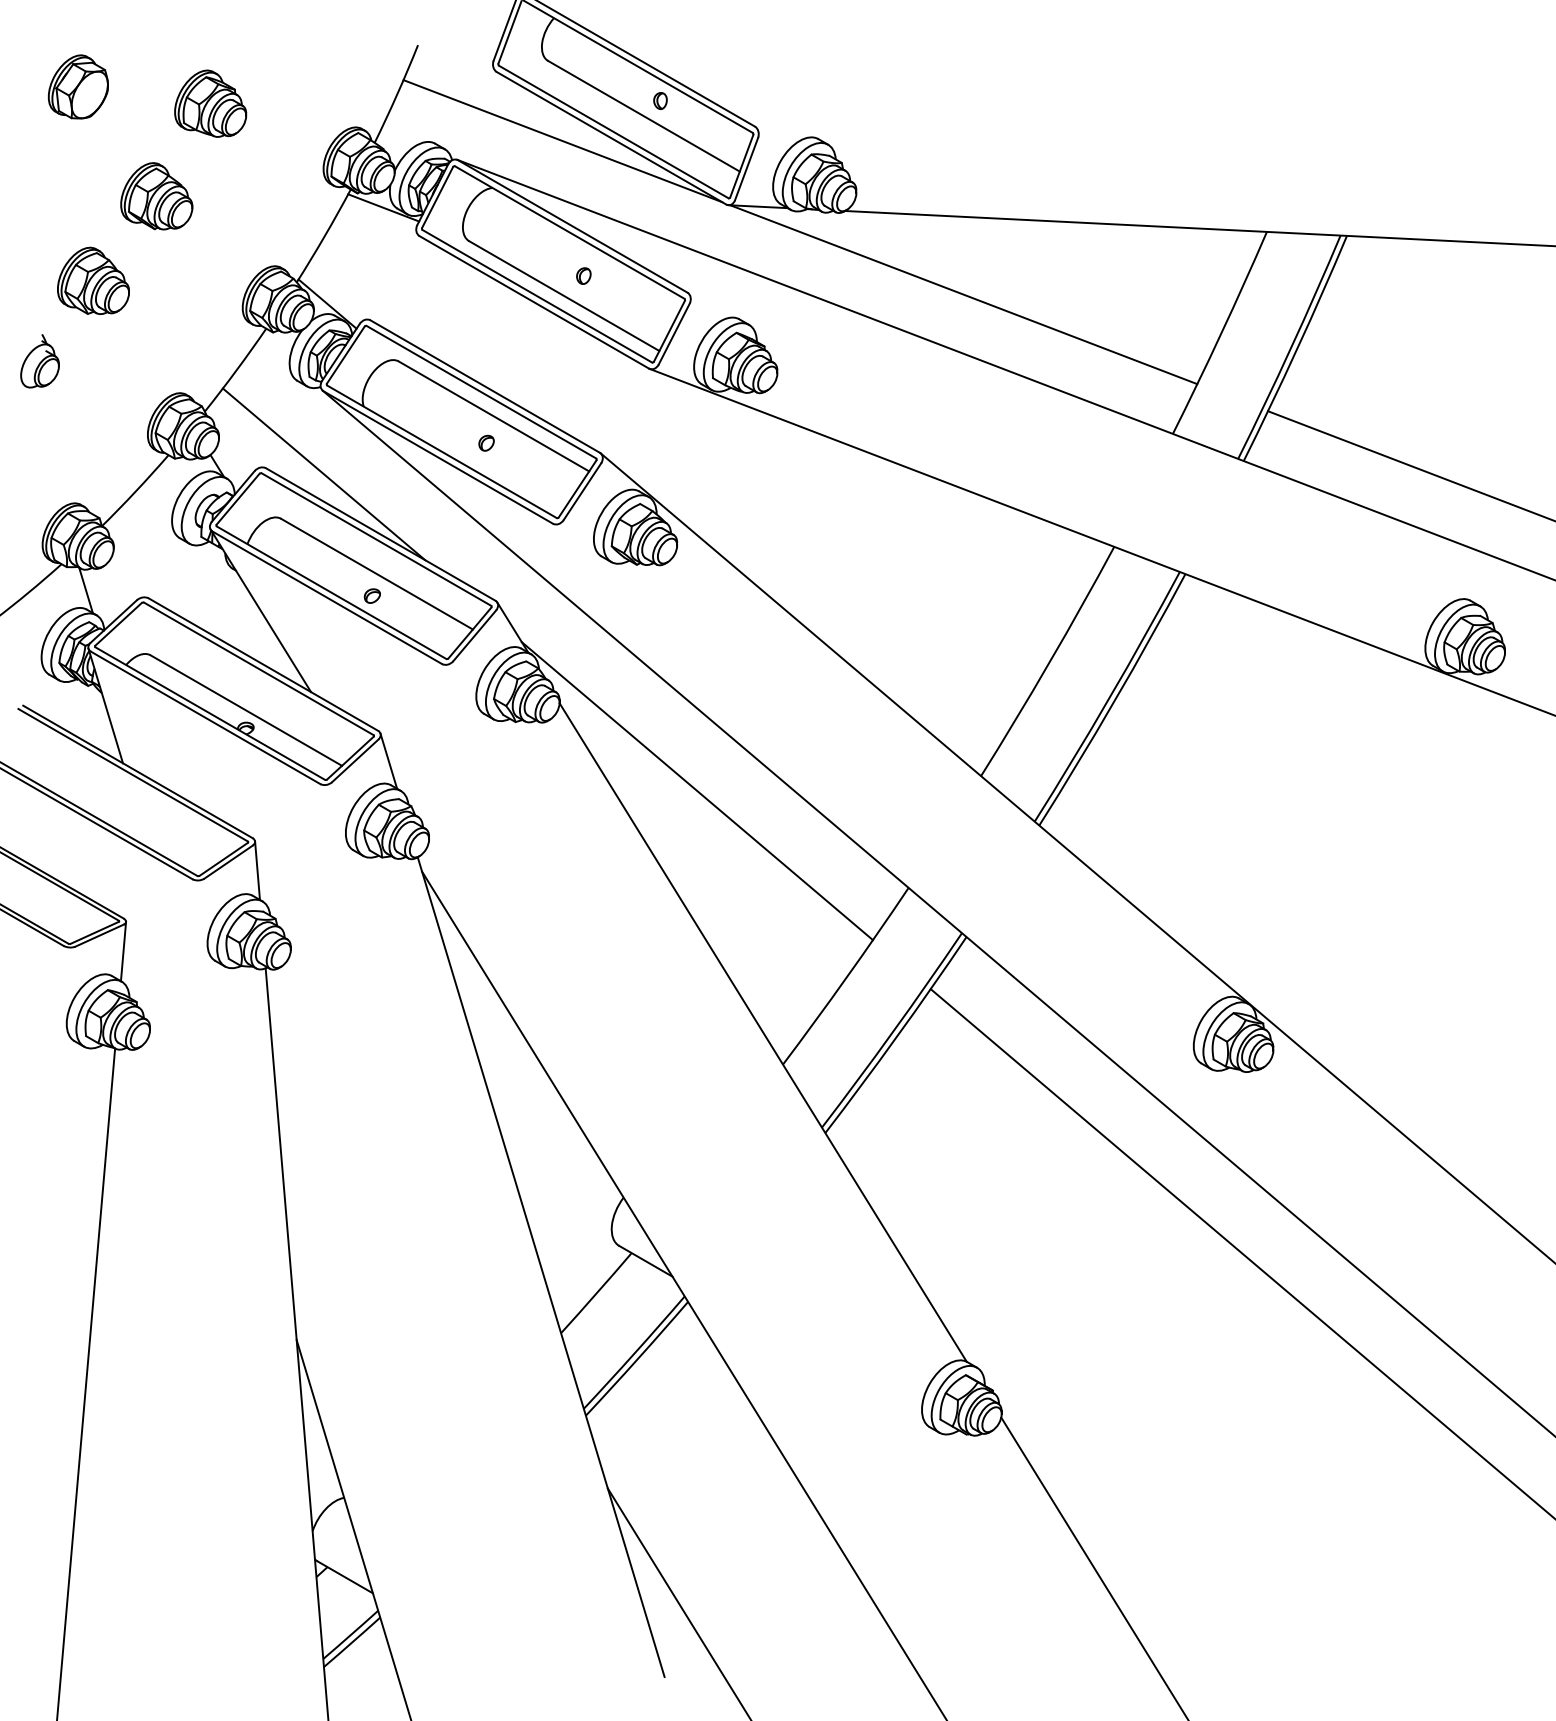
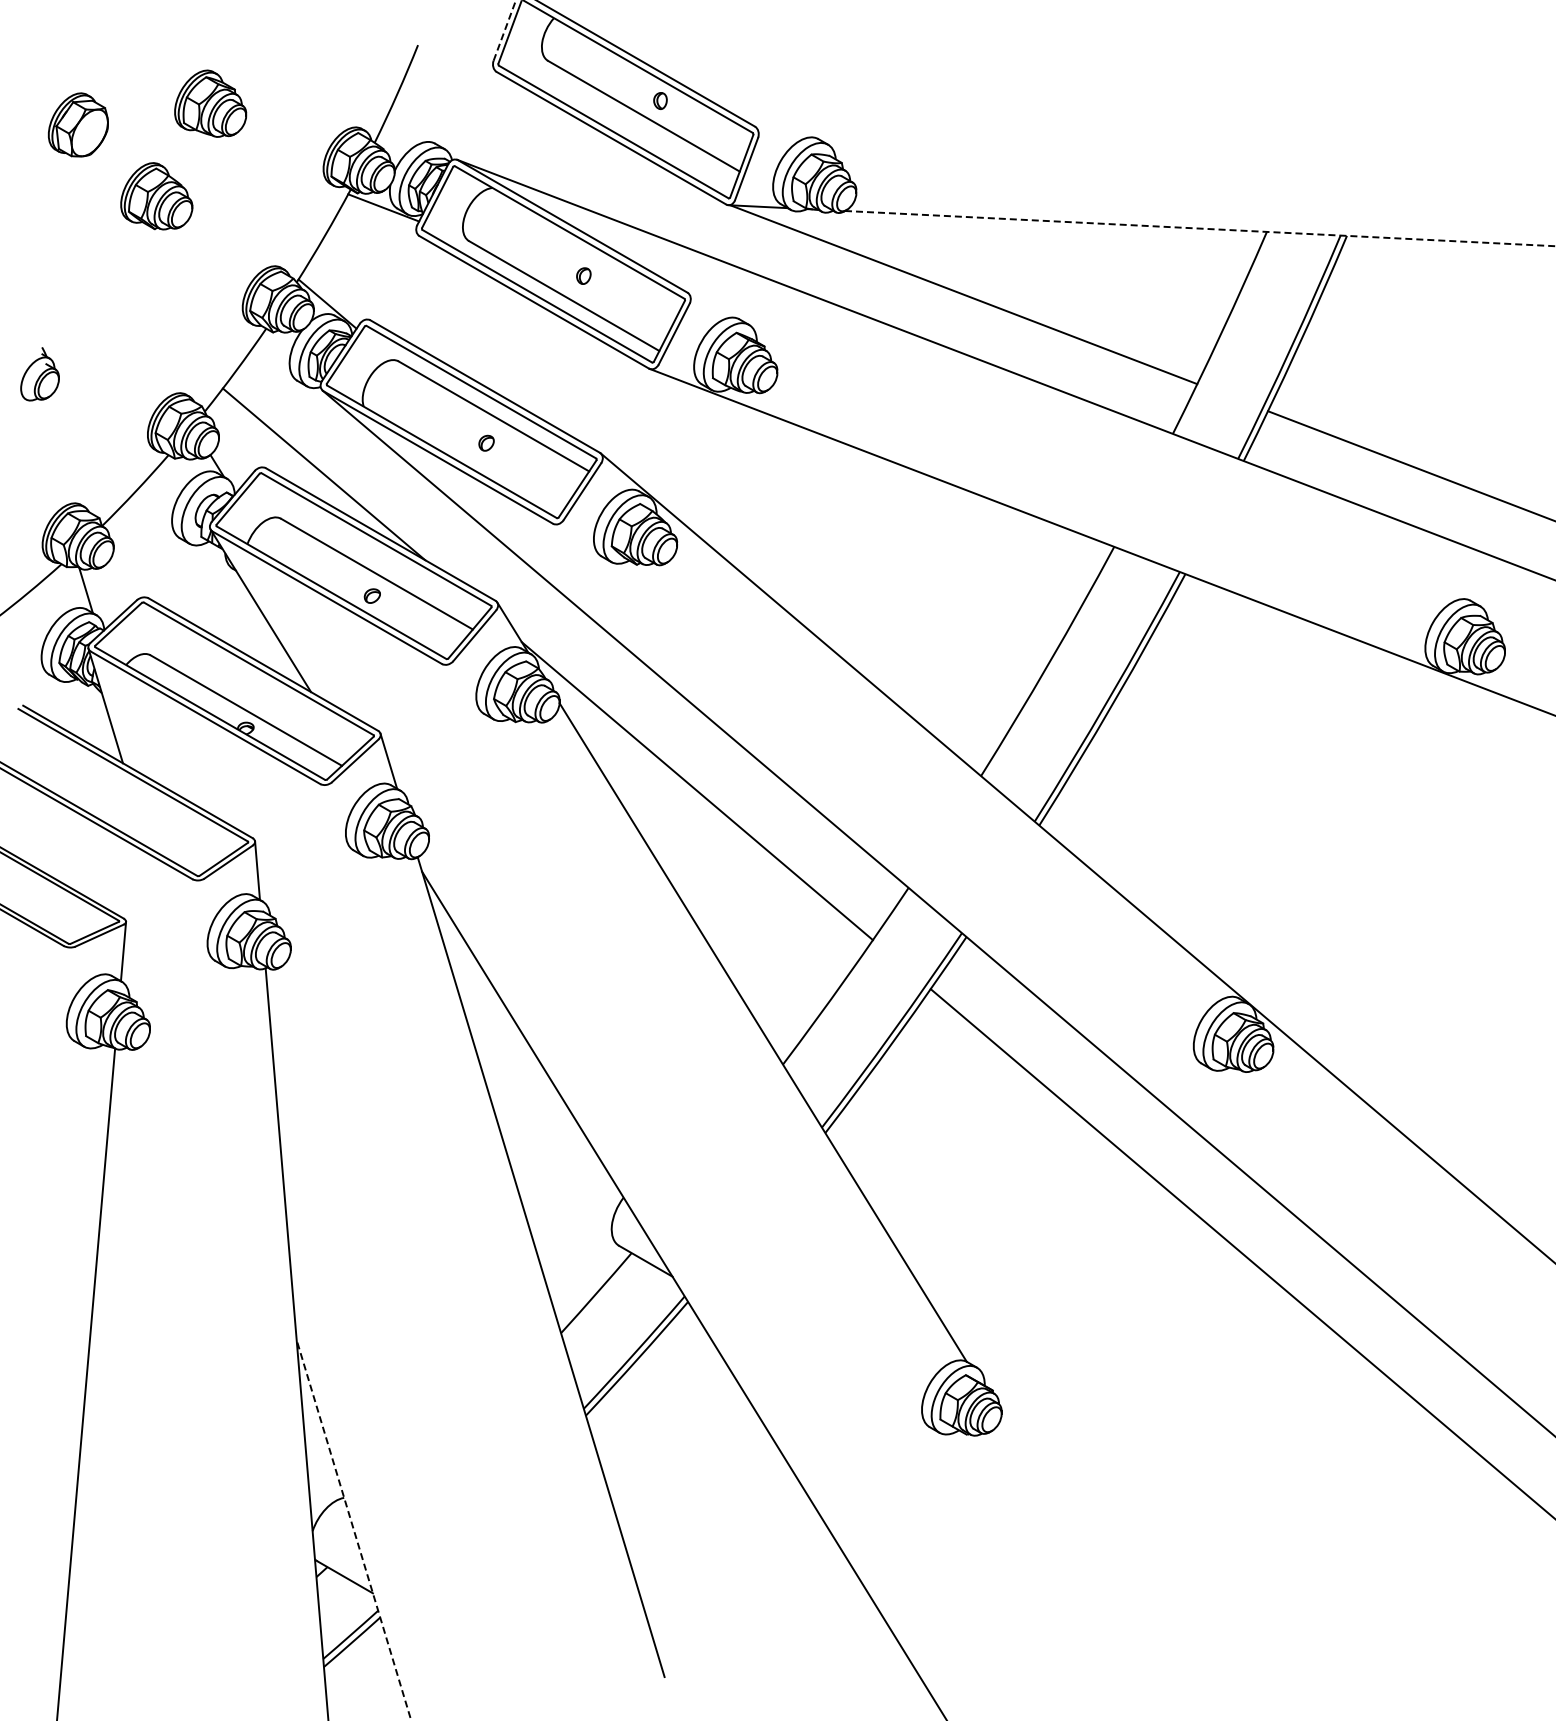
line: solid -> dashed (504, 30)
part position: (77, 86) -> (77, 124) (77, 124)
line: present -> none (562, 141)
line: solid -> dashed (1200, 228)
part: present -> none (93, 280)
part position: (39, 361) -> (39, 374) (39, 374)
line: solid -> dashed (353, 1529)
line: present -> none (1093, 1567)
line: present -> none (678, 1602)
